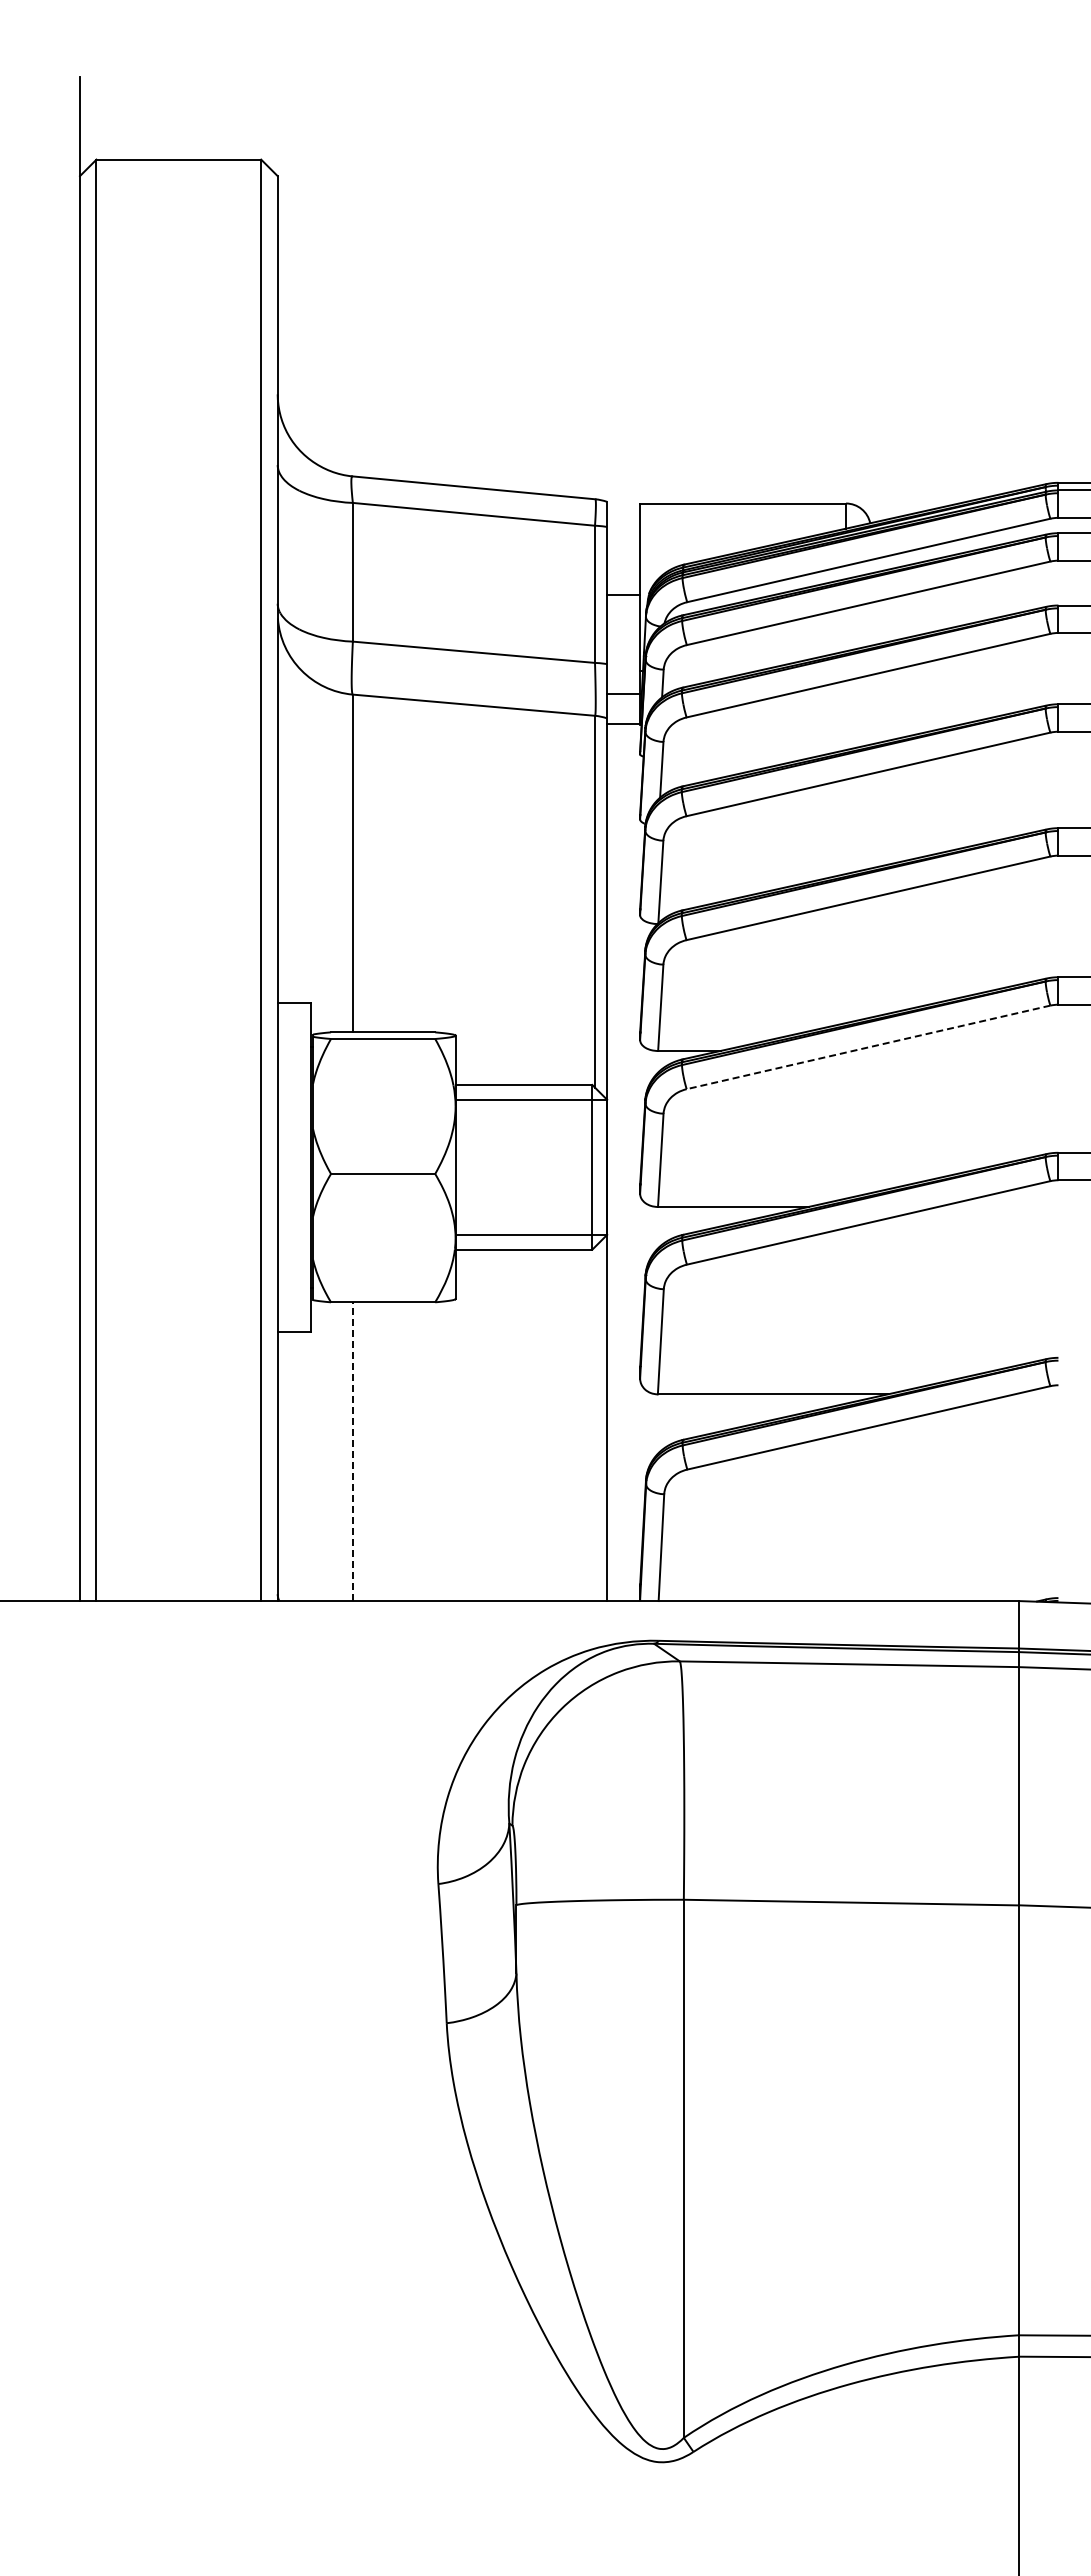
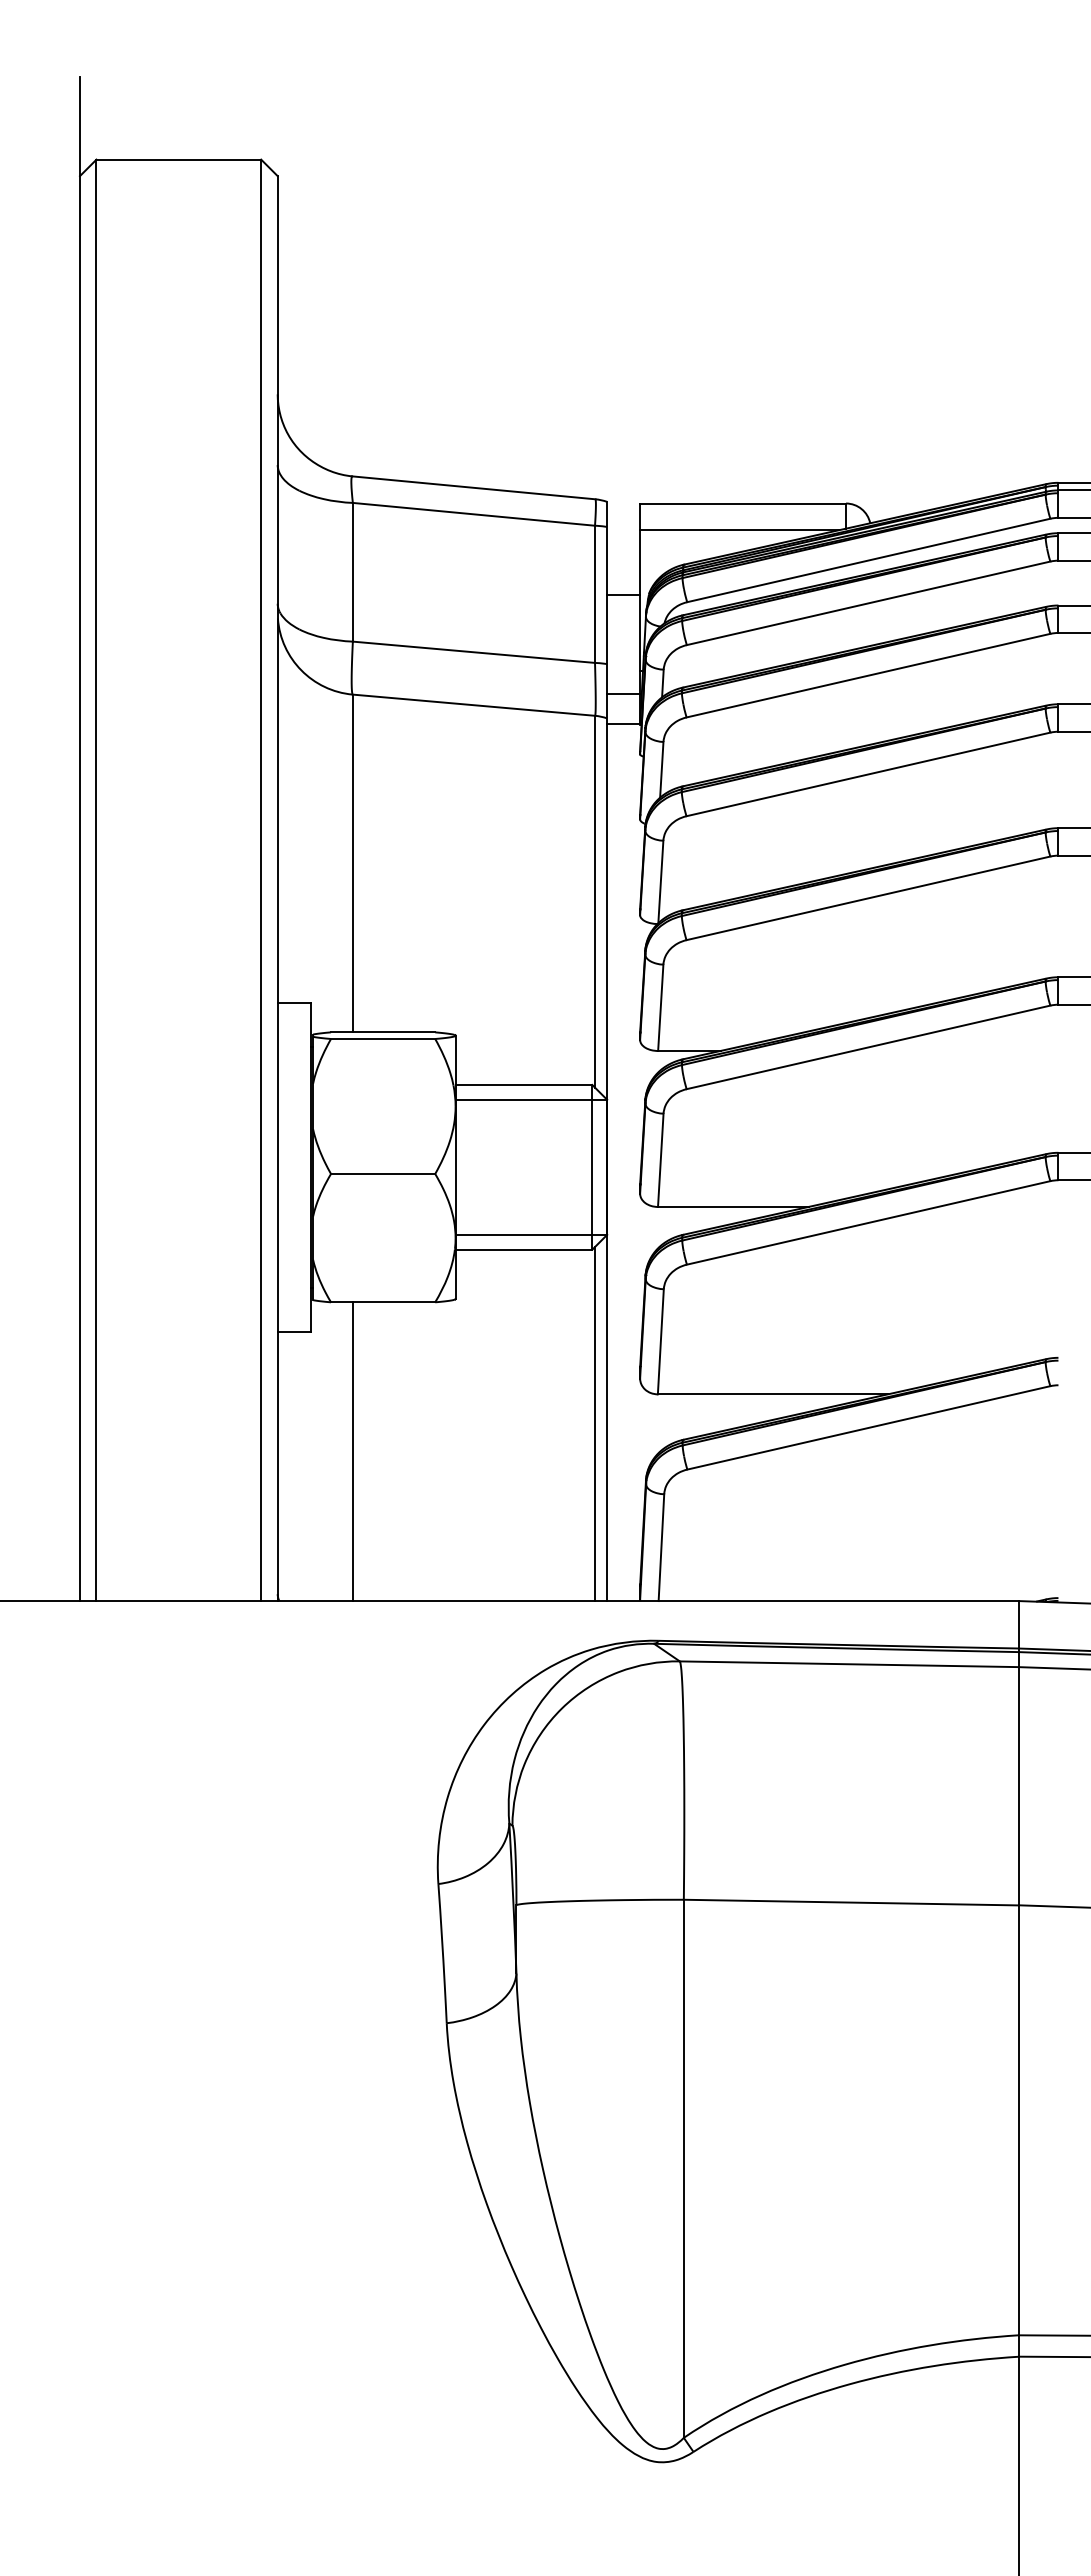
line: none -> present (739, 530)
line: dashed -> solid (868, 1047)
line: none -> present (595, 1424)
line: dashed -> solid (352, 1451)
